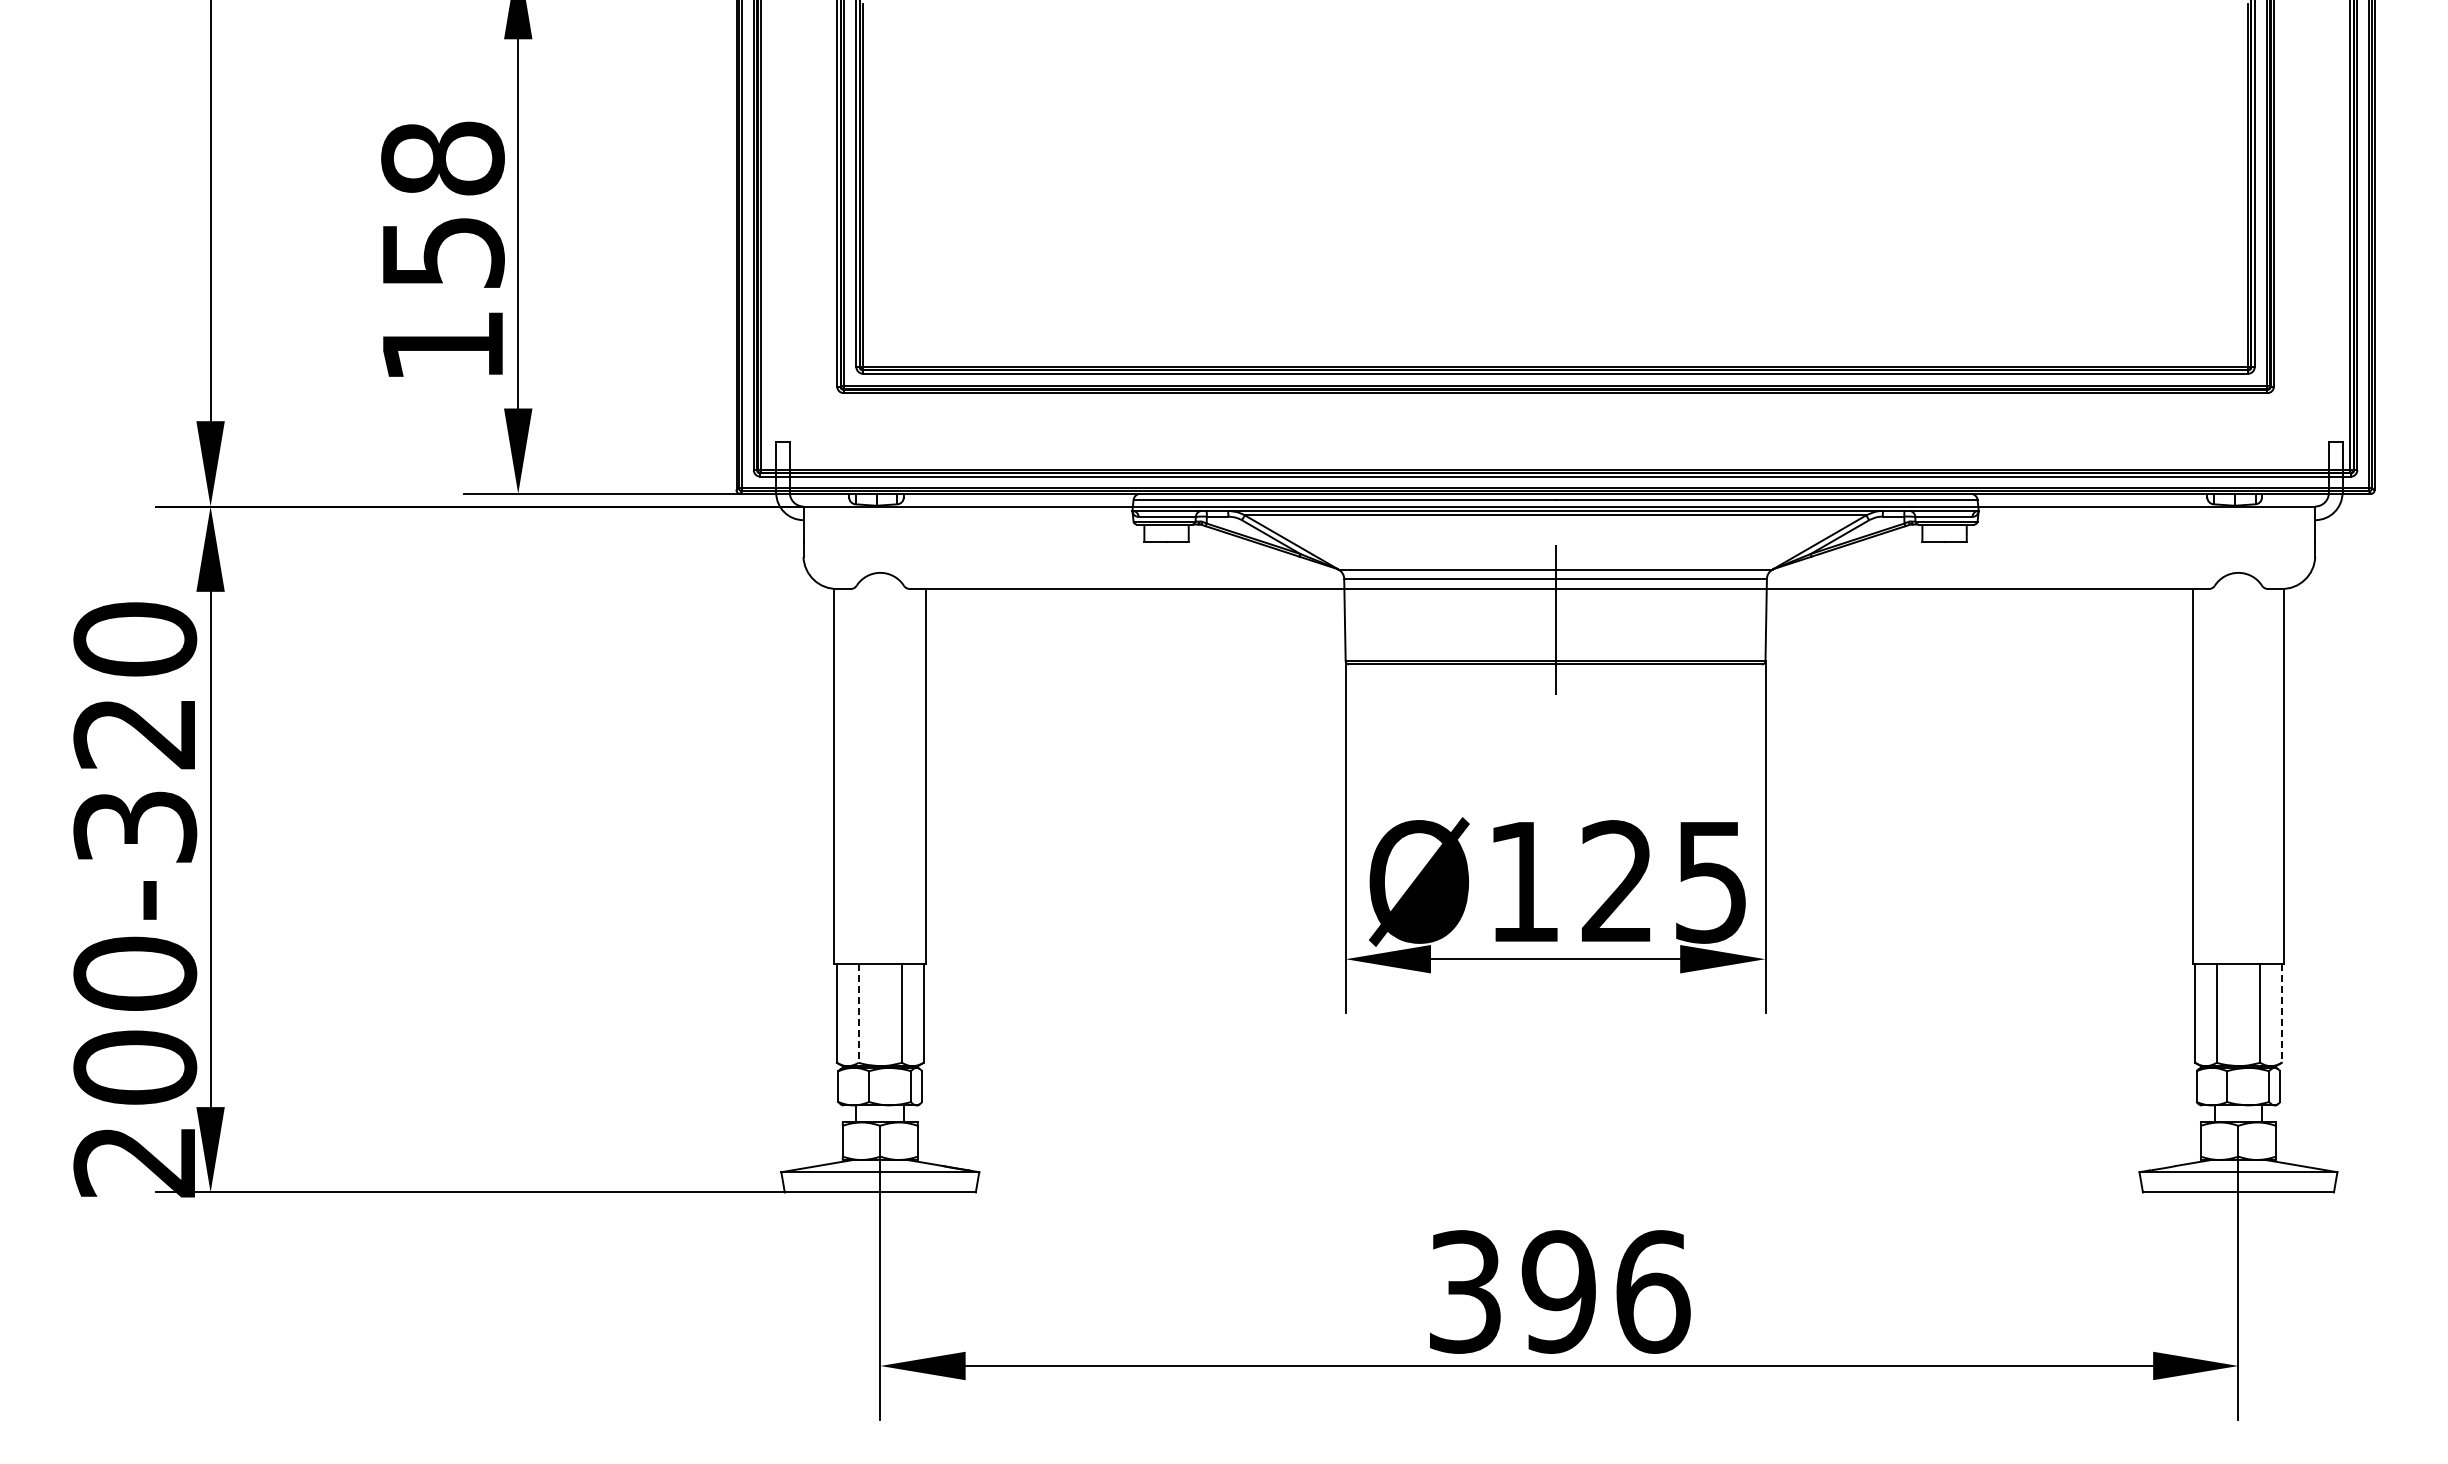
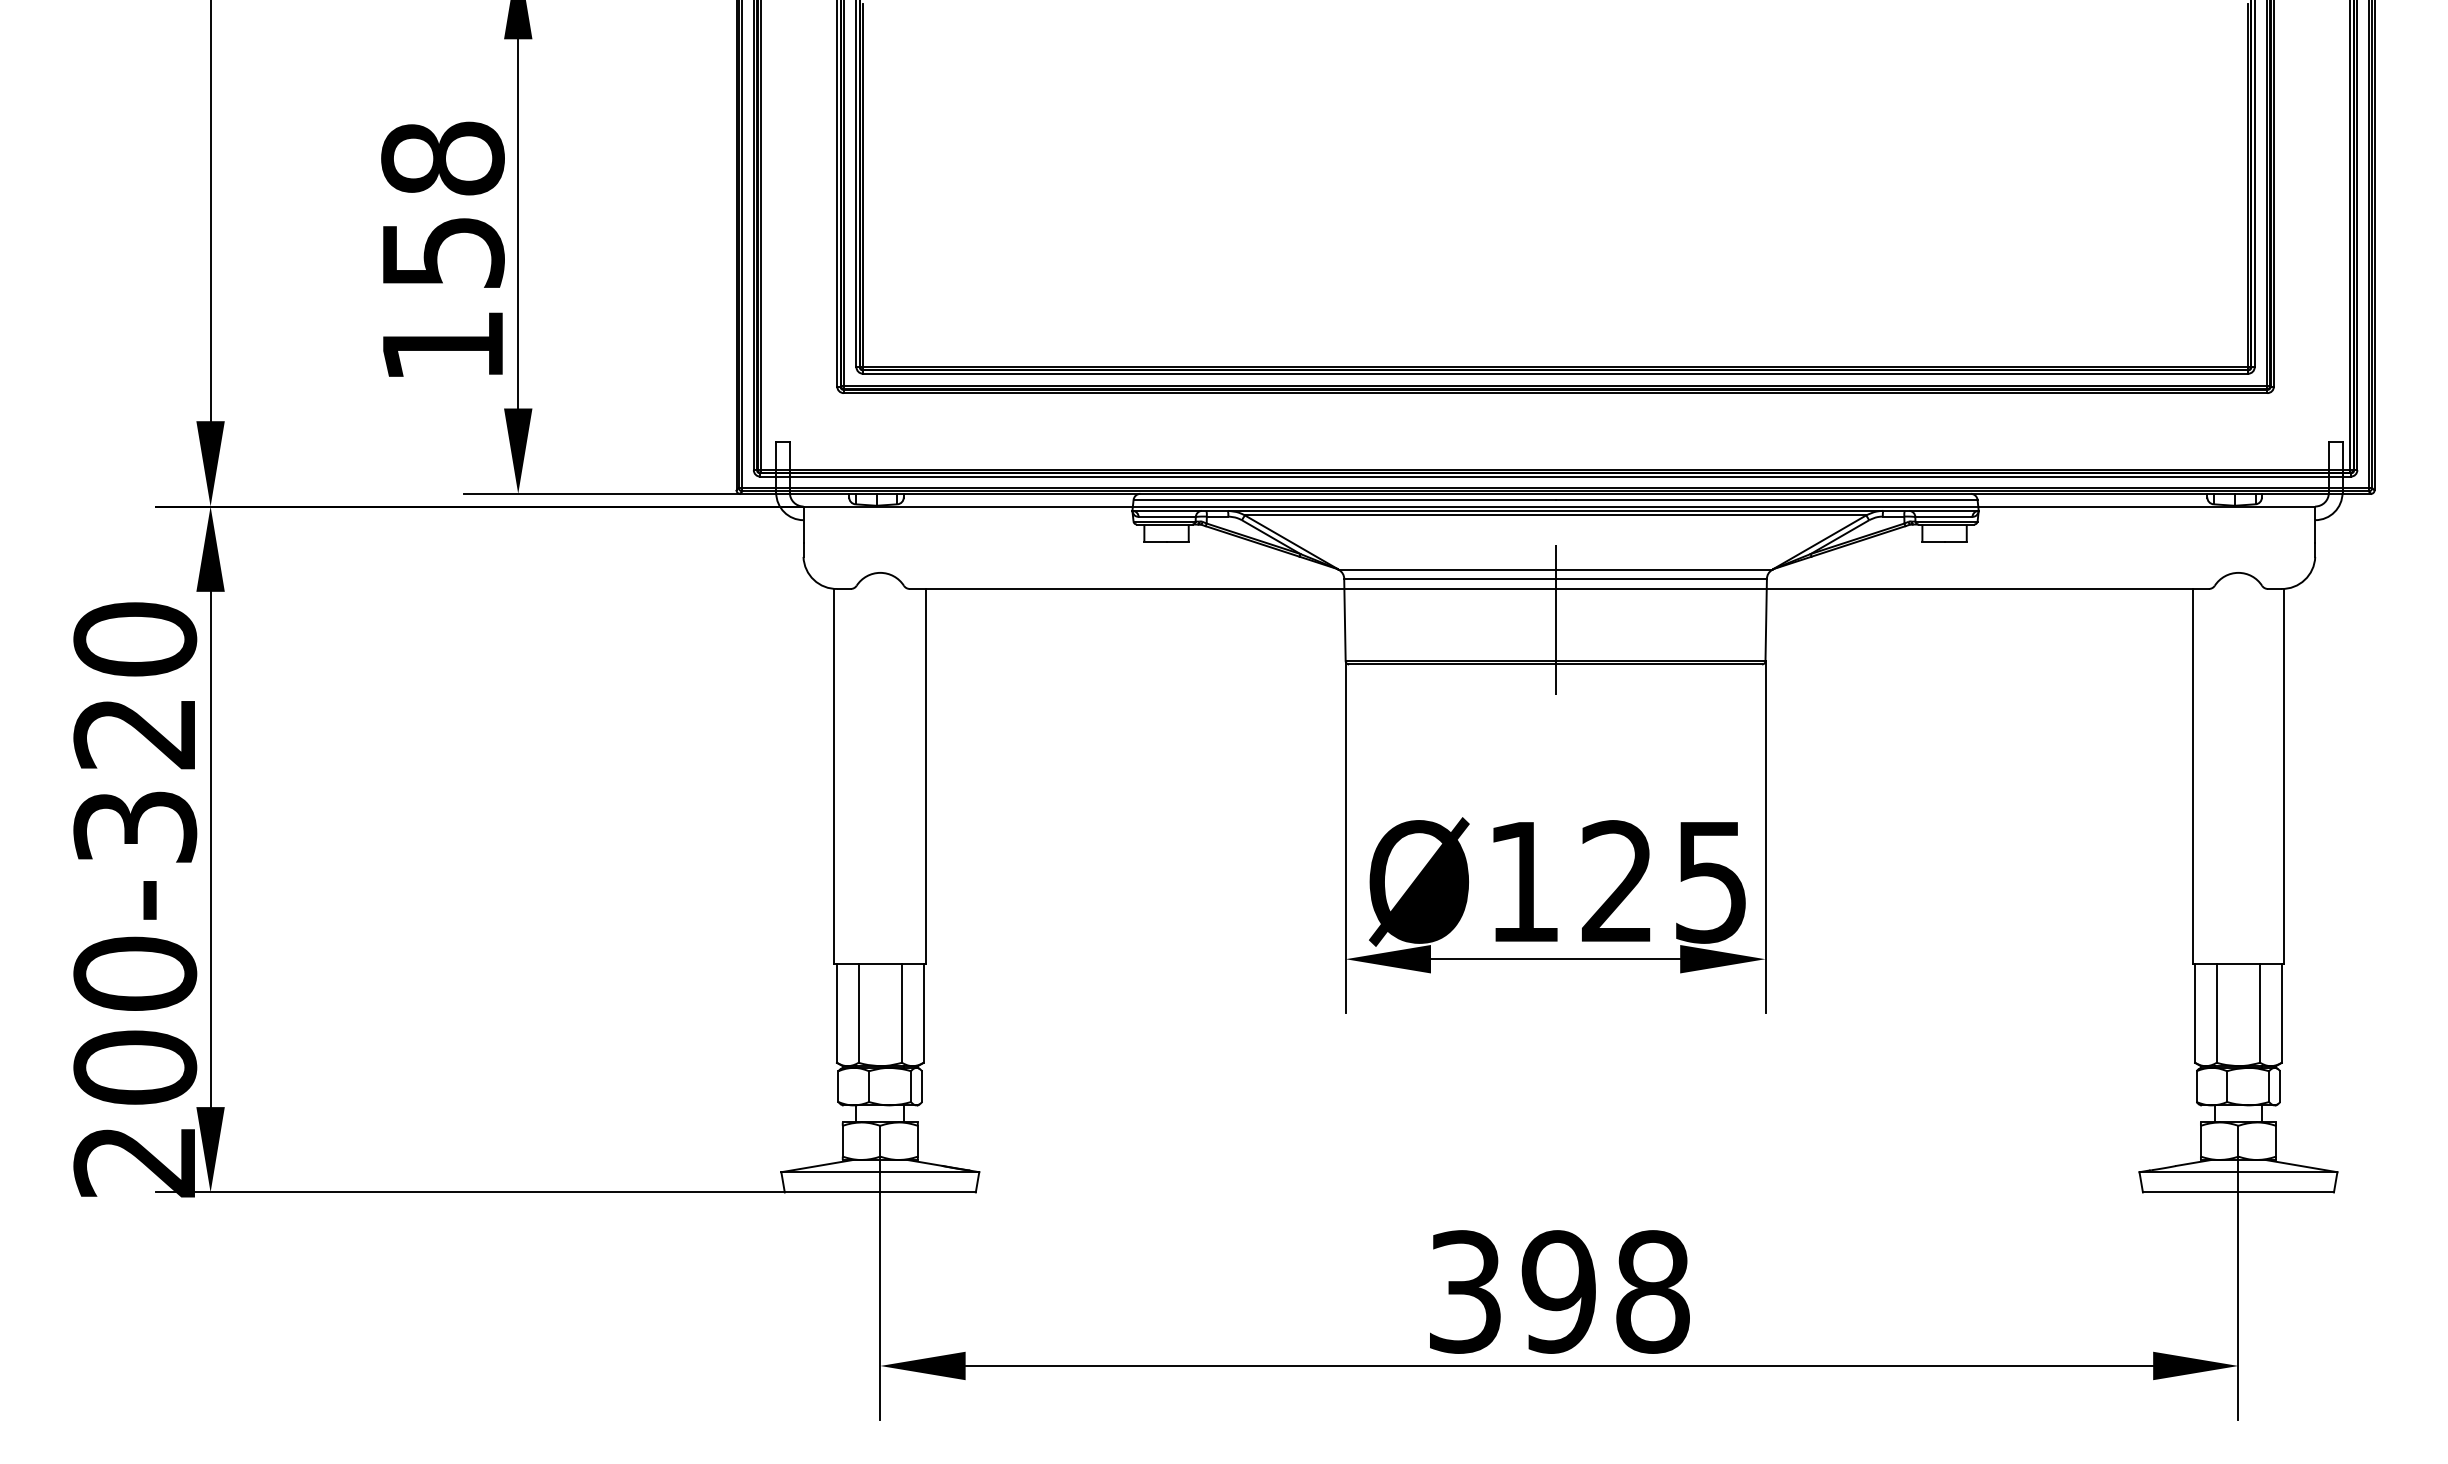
line: dashed -> solid (858, 1013)
line: dashed -> solid (2281, 1013)
text: 396 -> 398 (1653, 1291)
